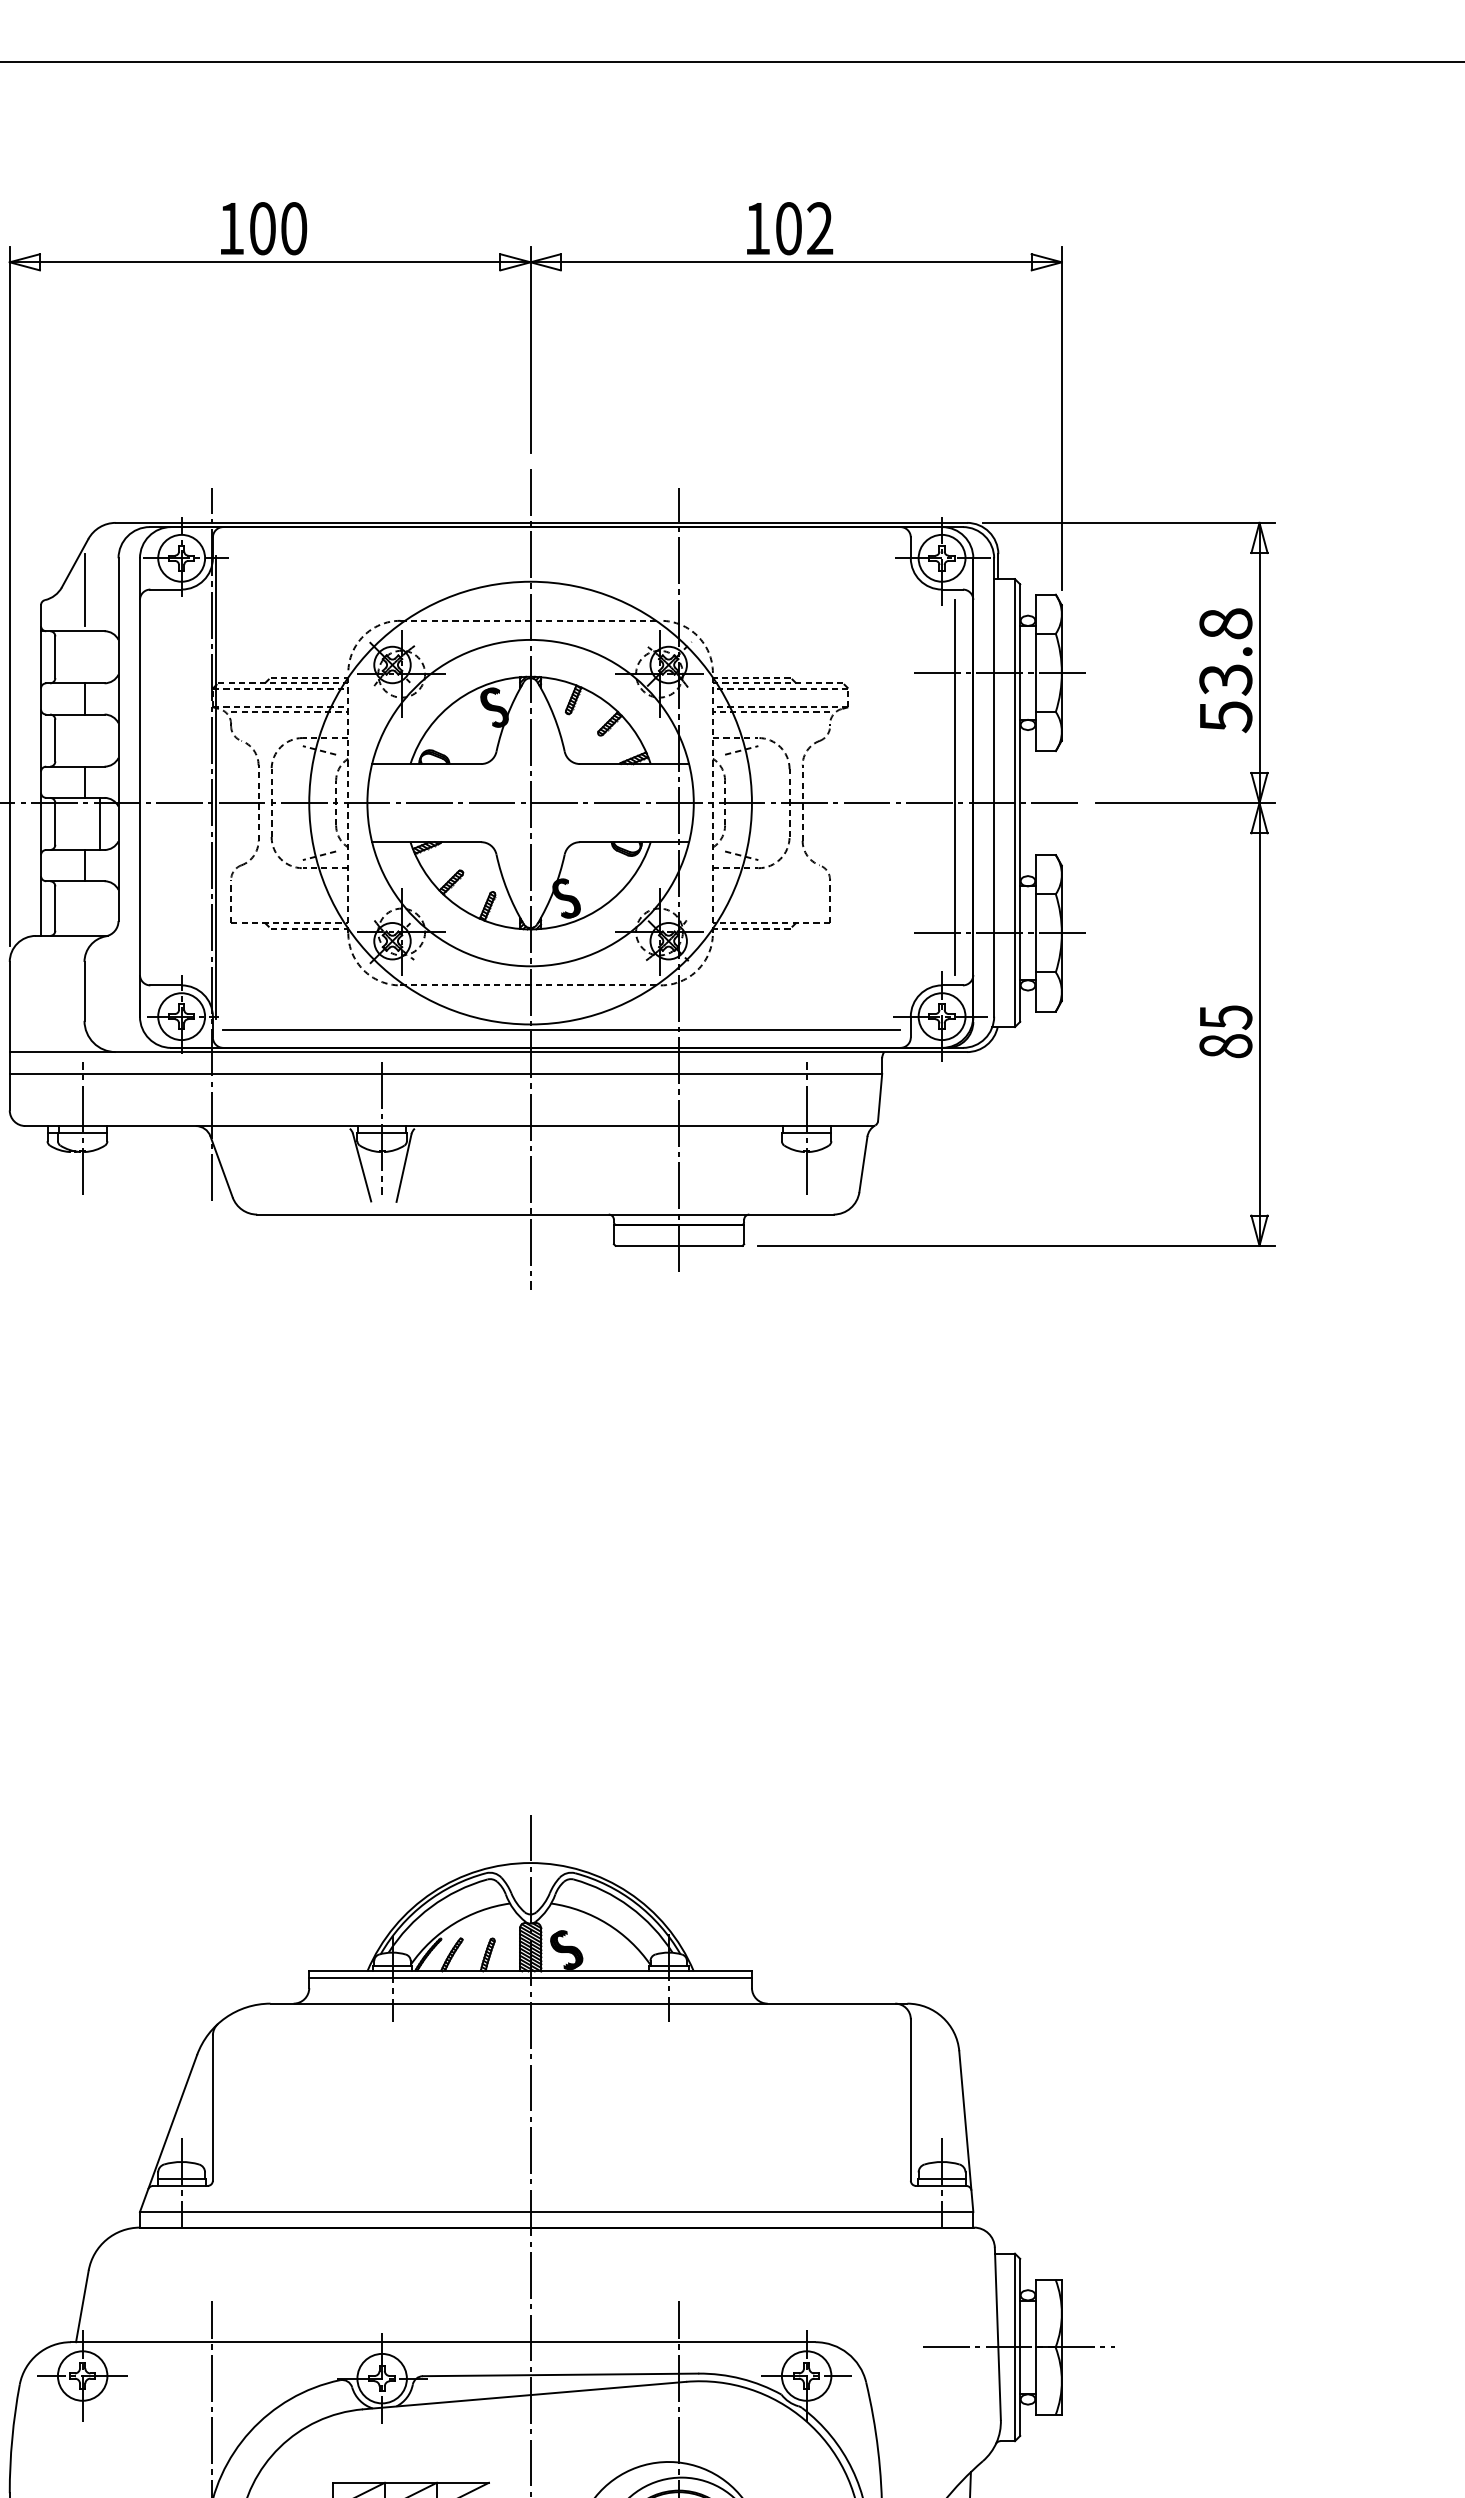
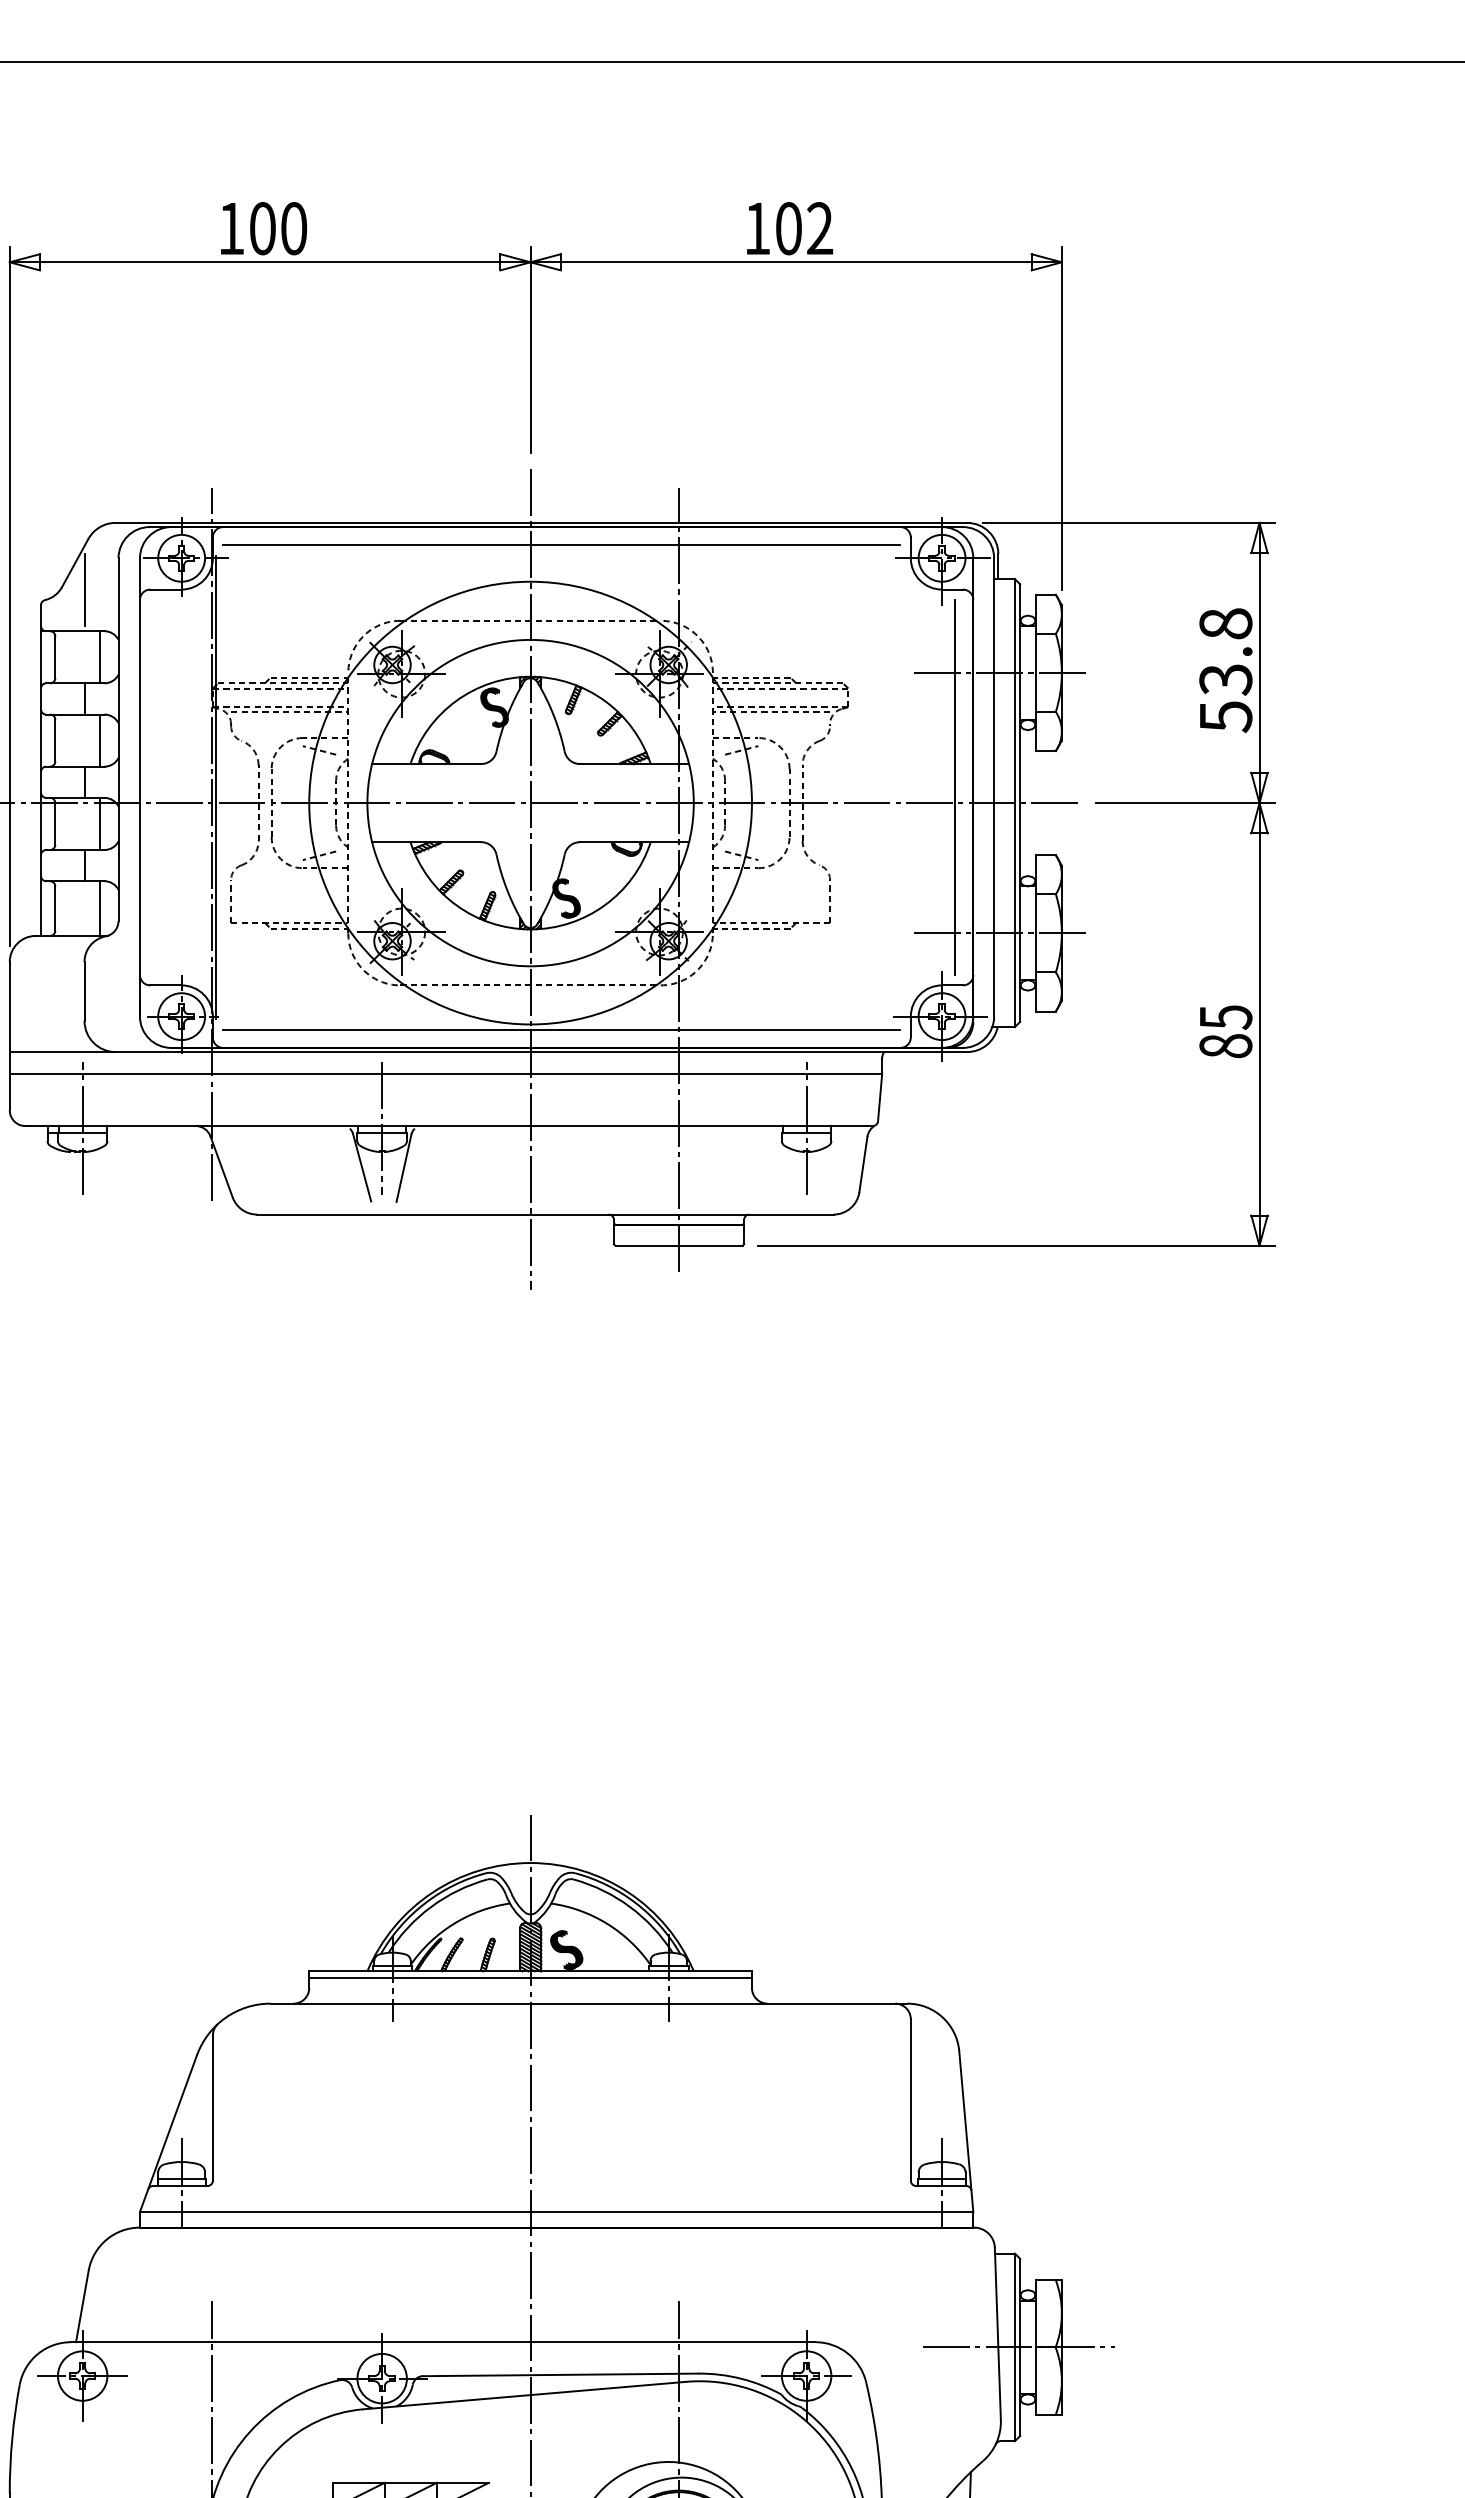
line: none -> present (561, 545)
line: none -> present (99, 657)
line: none -> present (99, 740)
line: none -> present (99, 908)
